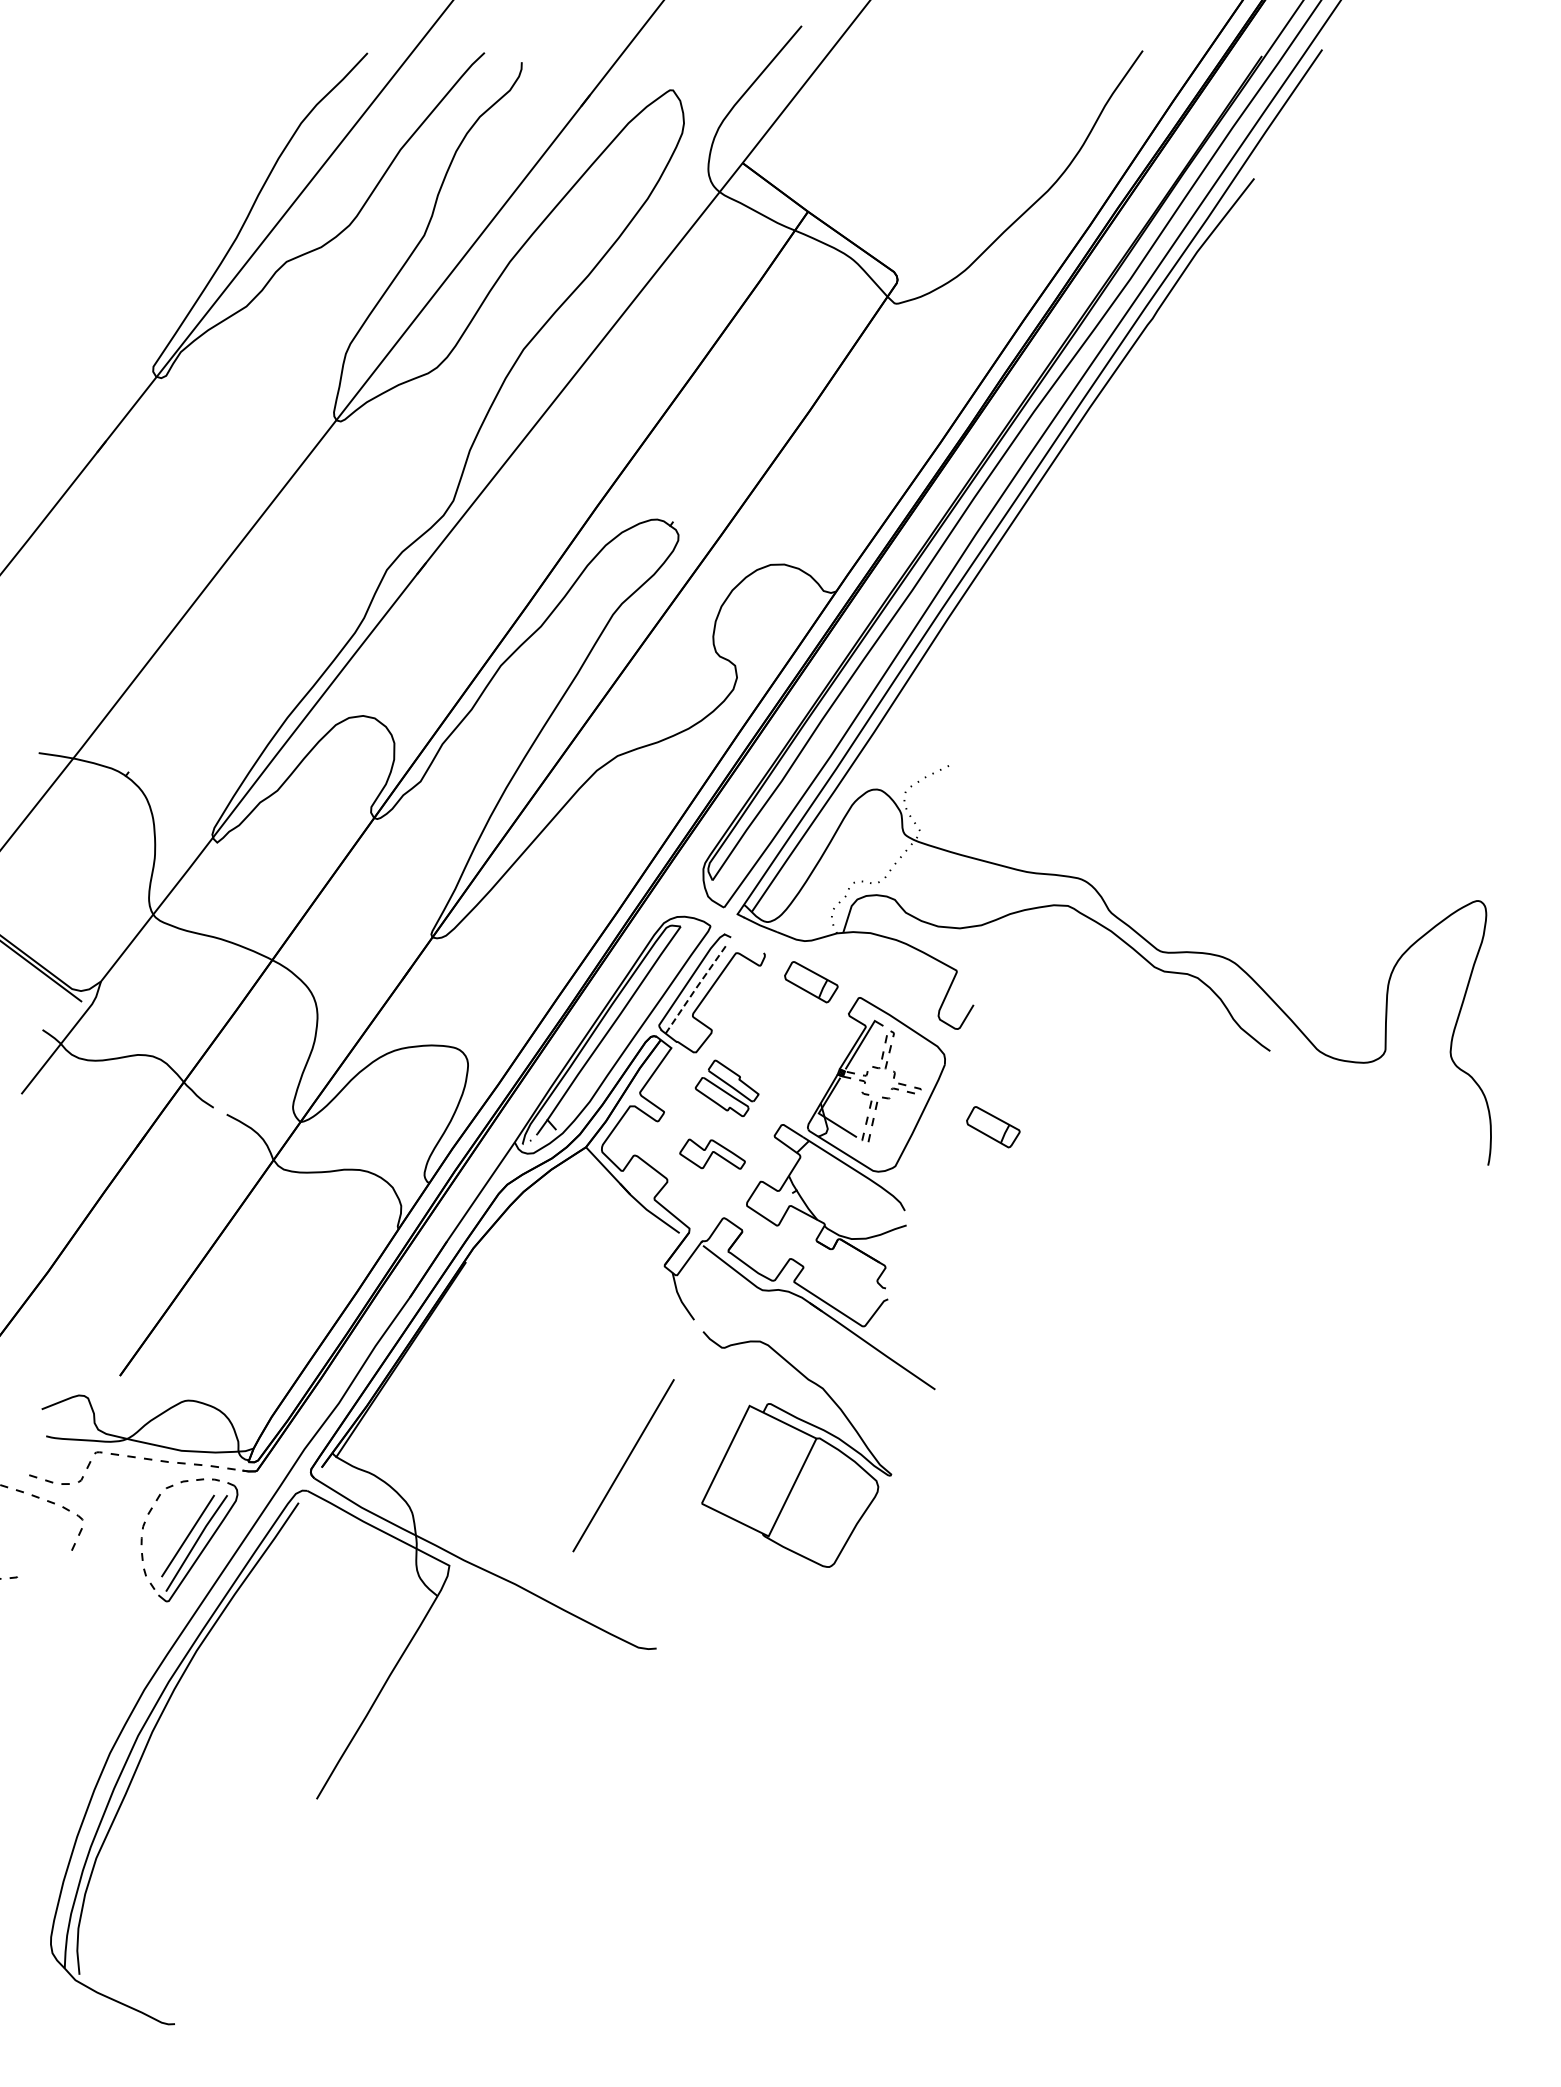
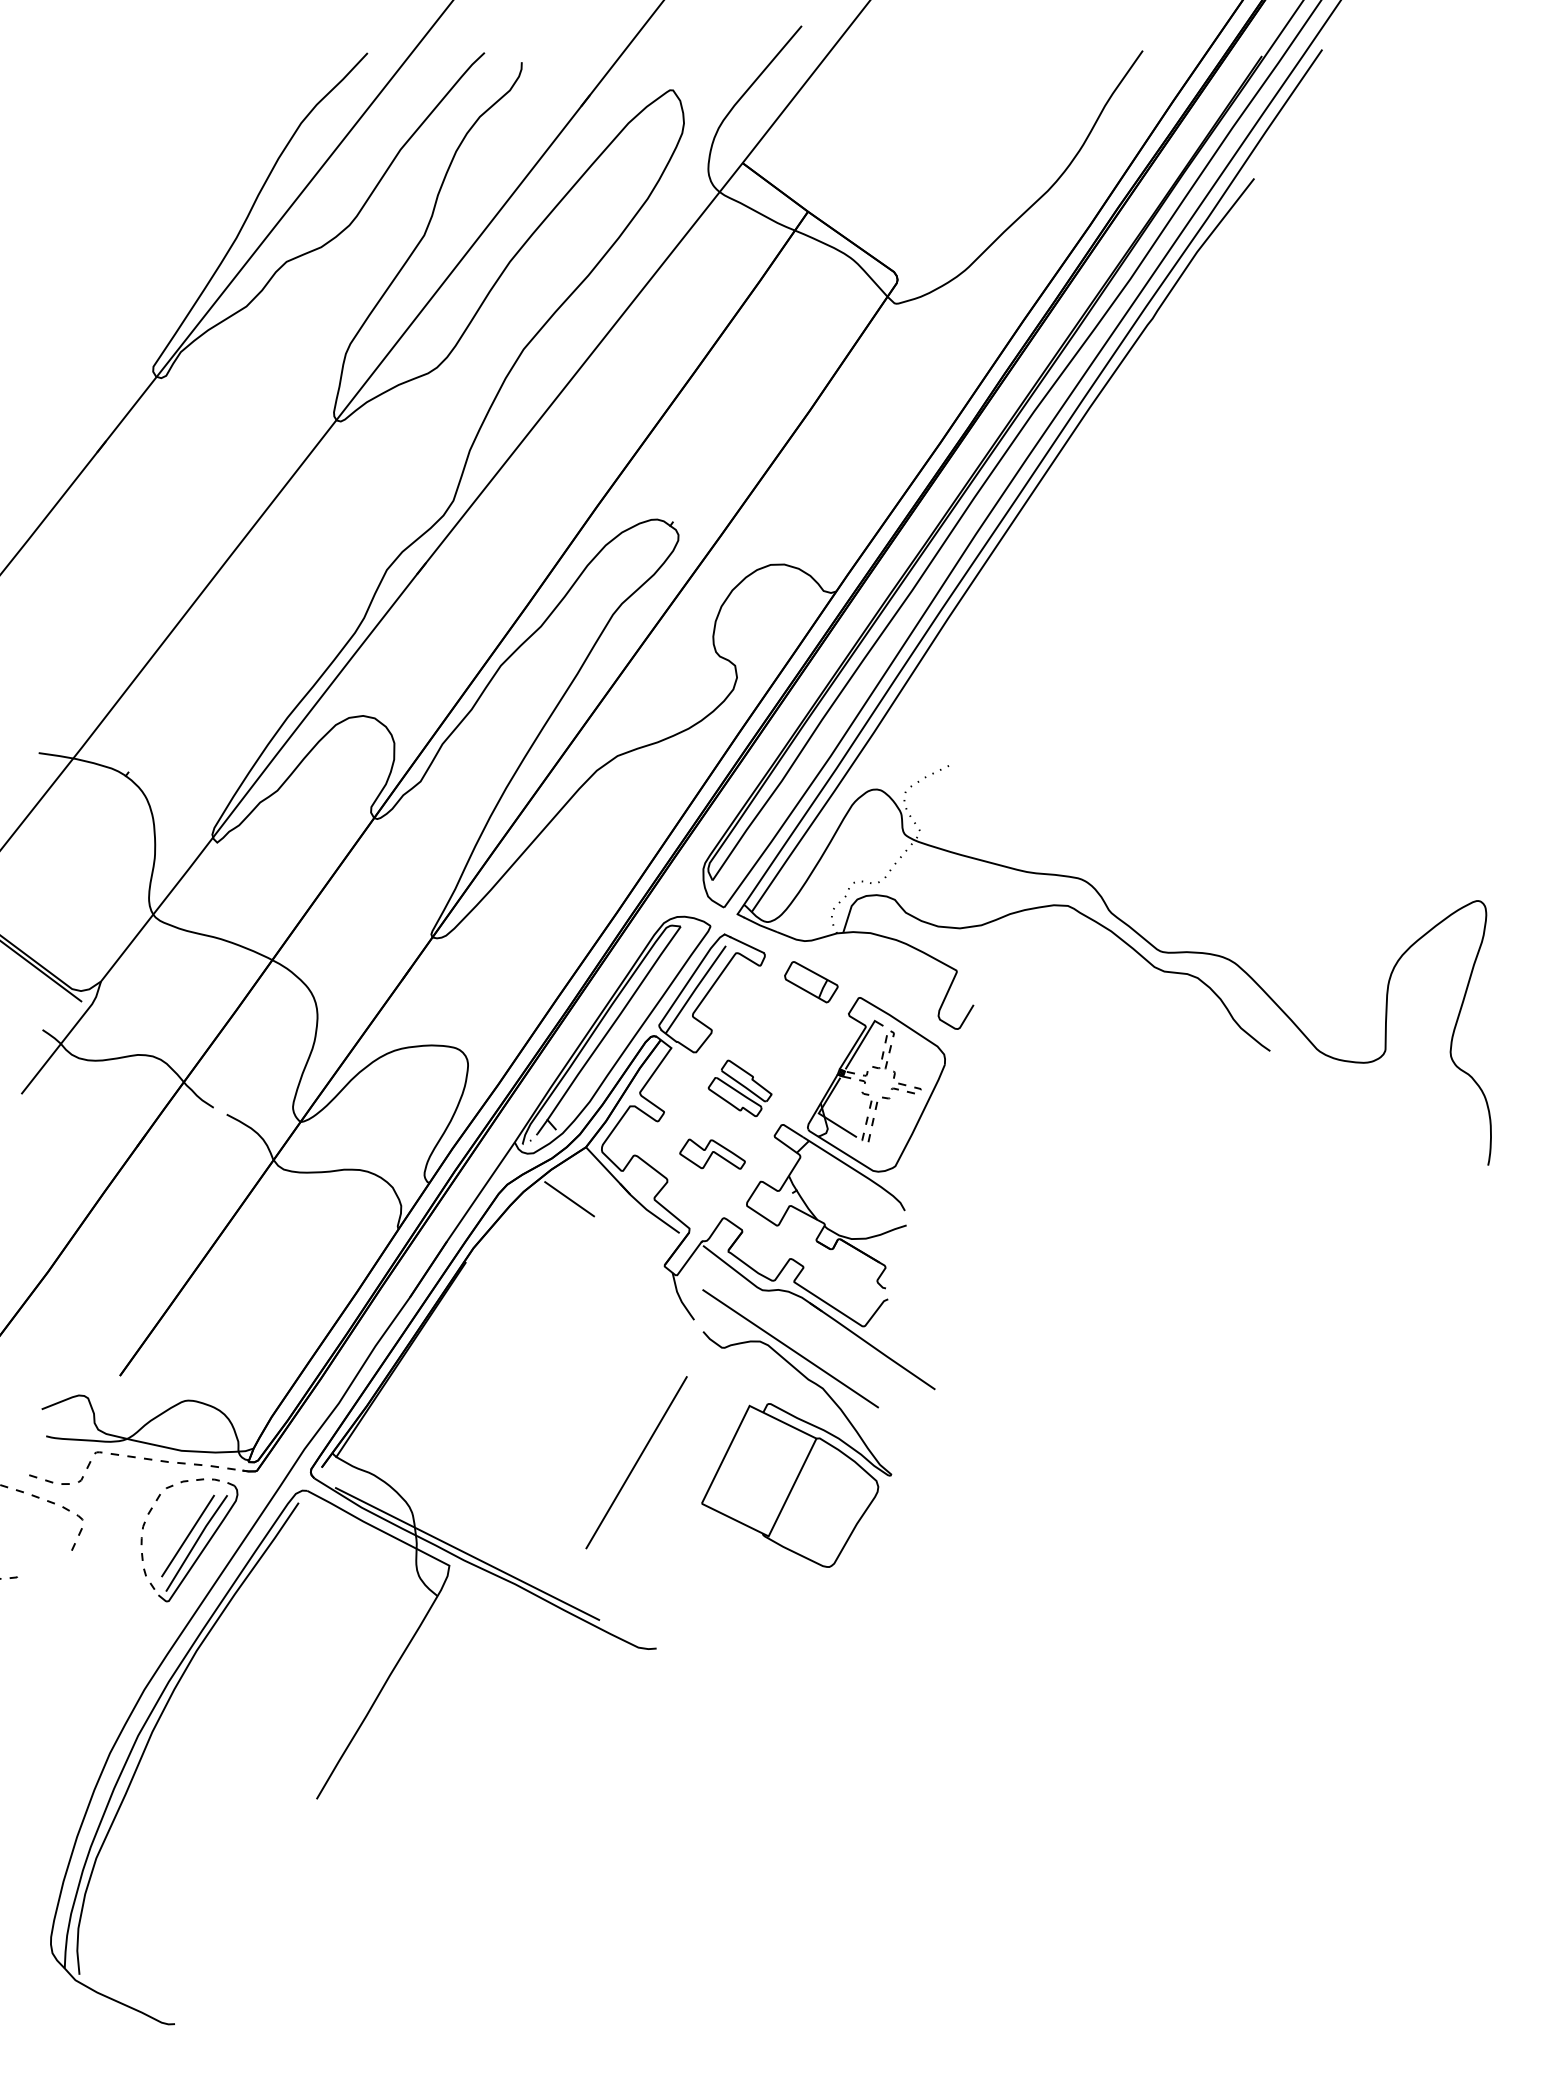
line: none -> present (746, 944)
line: dashed -> solid (696, 988)
part position: (726, 1088) -> (739, 1088) (739, 1088)
part: present -> none (993, 1127)
line: none -> present (569, 1199)
line: none -> present (790, 1348)
line position: (623, 1465) -> (636, 1462) (636, 1462)
line: none -> present (467, 1553)
